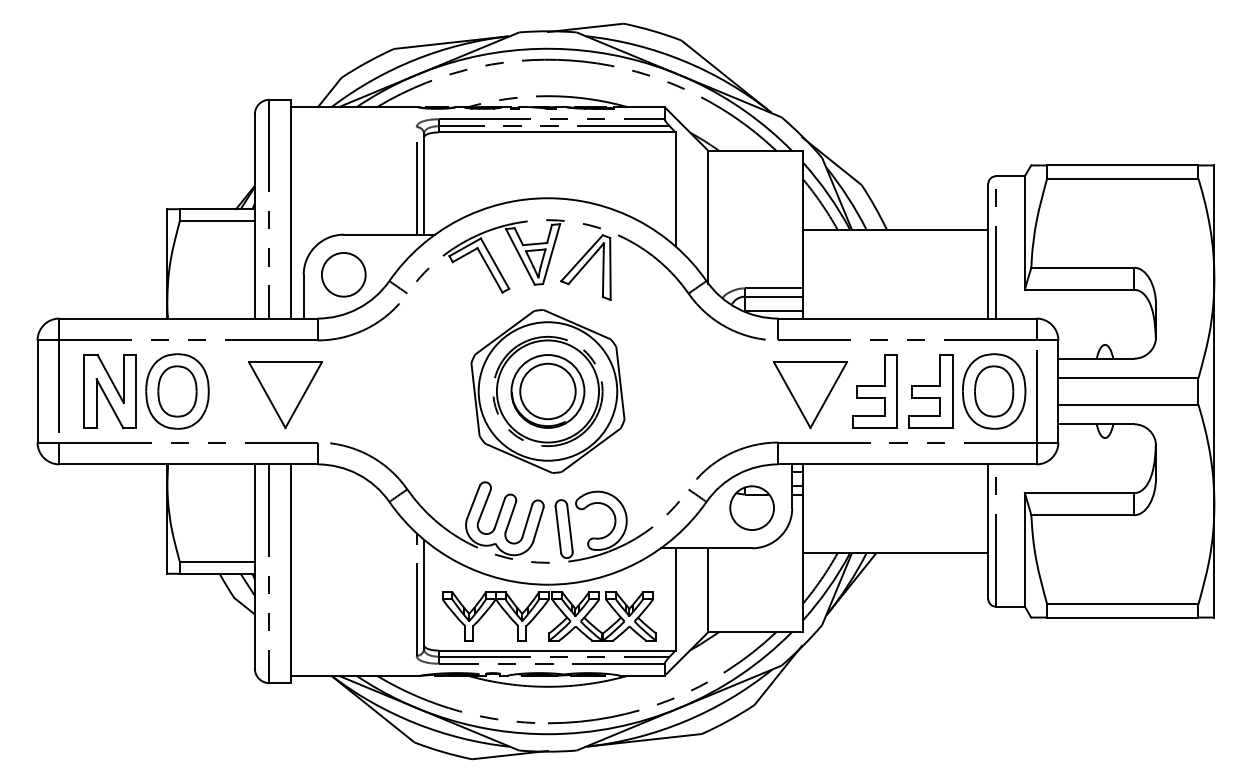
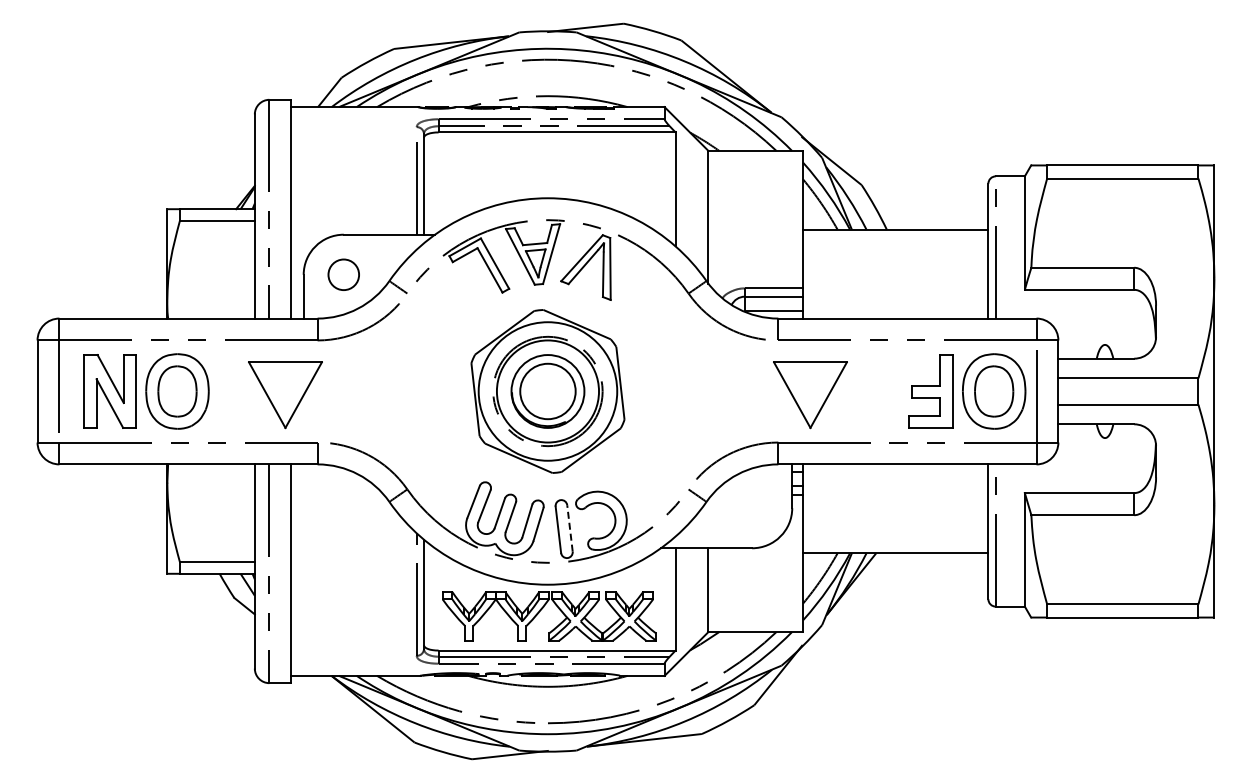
circle diameter: 44 px -> 31 px (343, 274)
part: present -> none (874, 391)
part: present -> none (751, 507)
line: solid -> dashed (569, 527)
